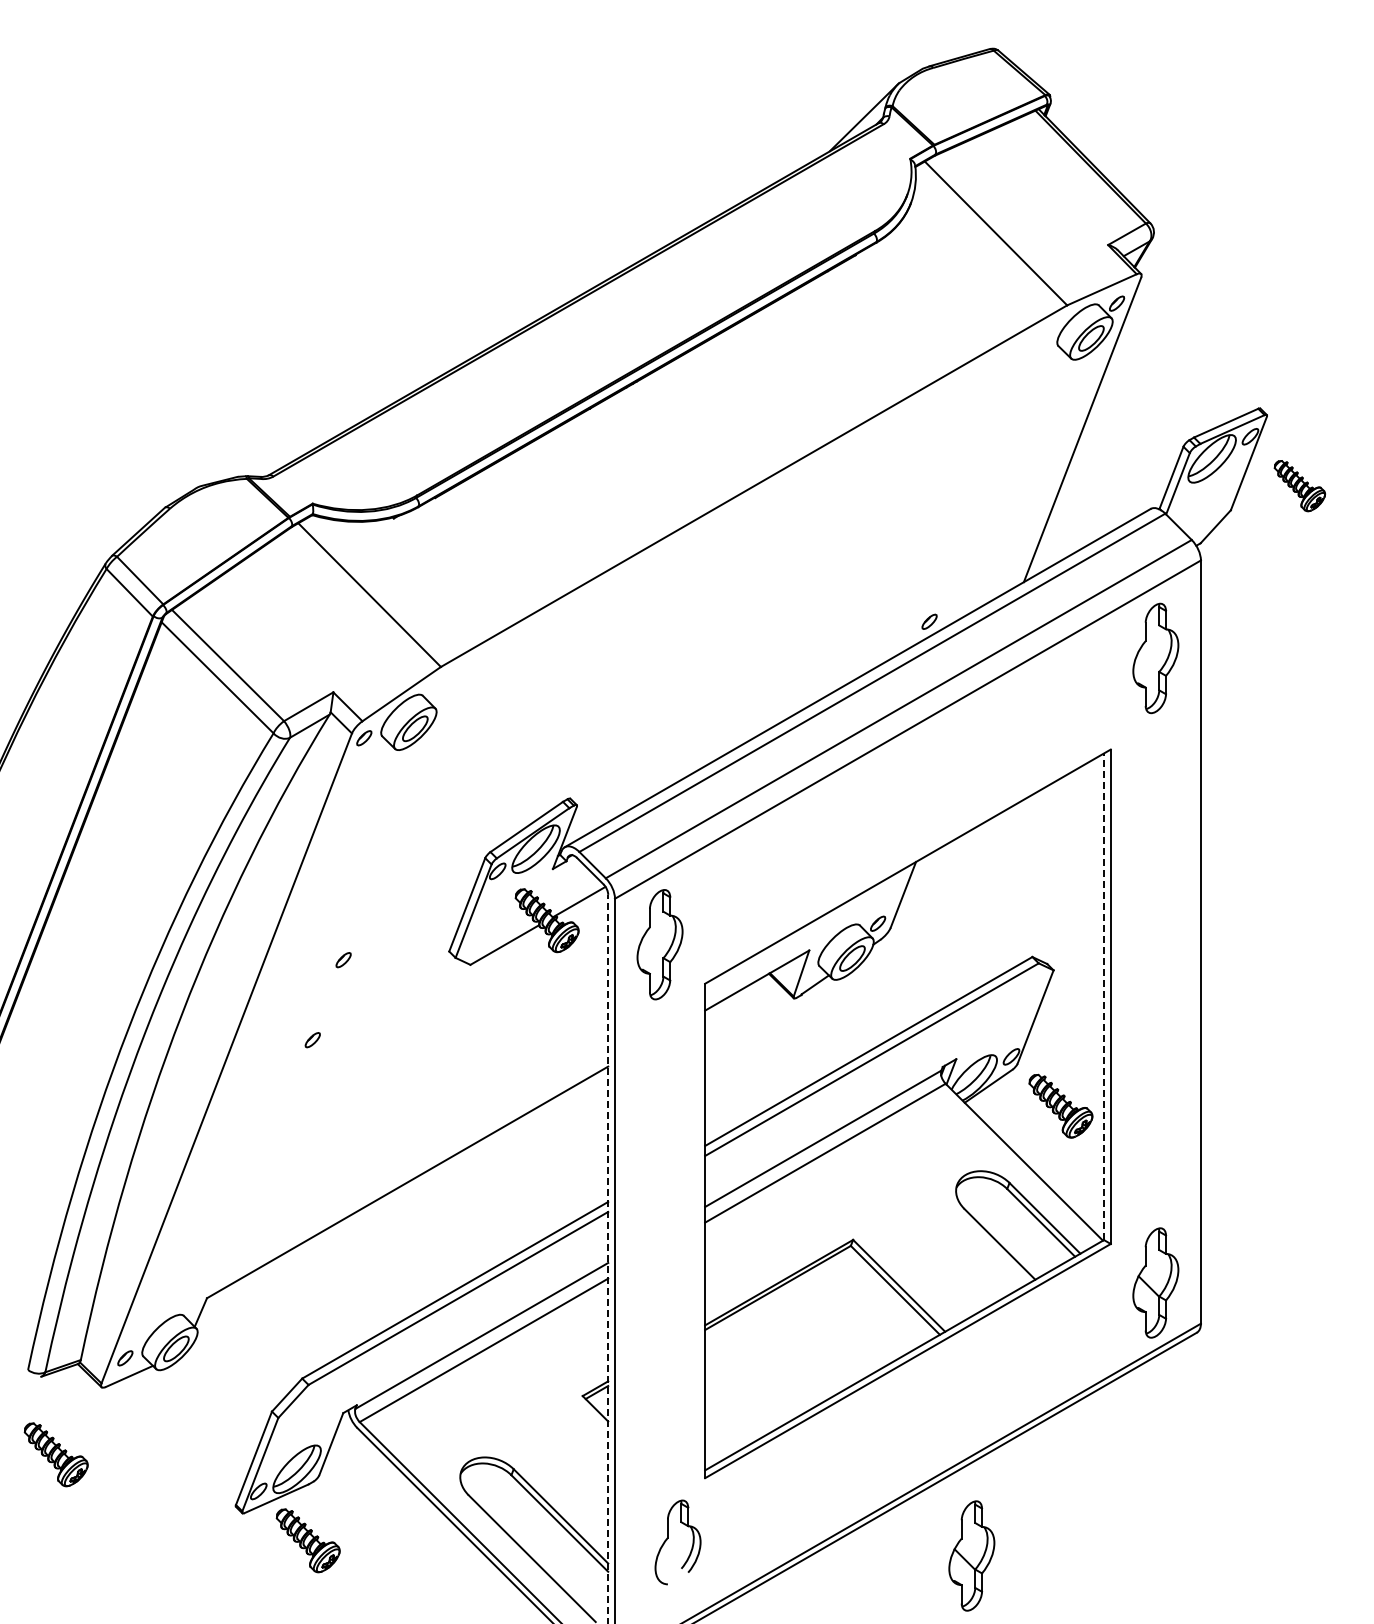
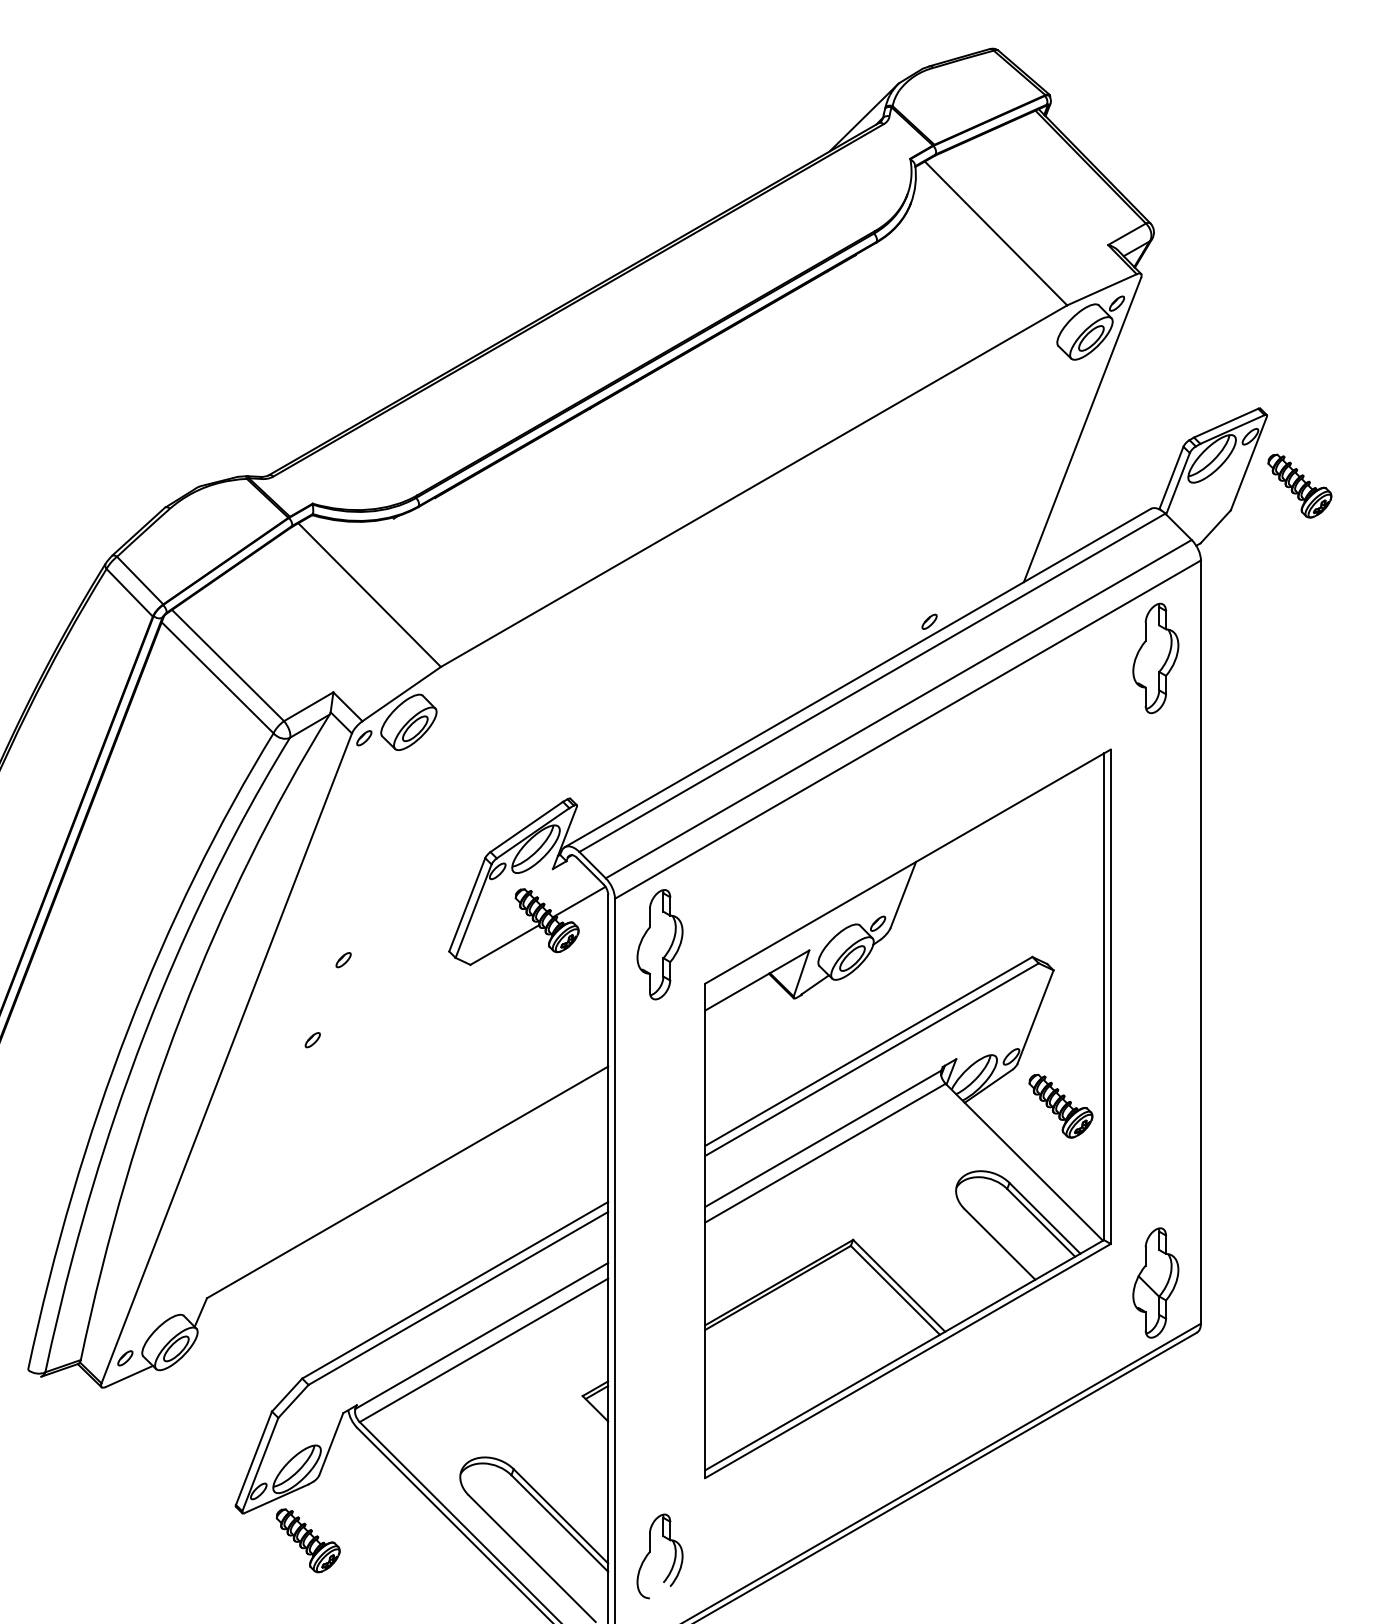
part size: 53x53 px -> 66x66 px (1299, 485)
line: dashed -> solid (1104, 996)
line: dashed -> solid (608, 1258)
part: present -> none (55, 1454)
part position: (668, 1538) -> (650, 1552) (650, 1552)
part: present -> none (971, 1555)
